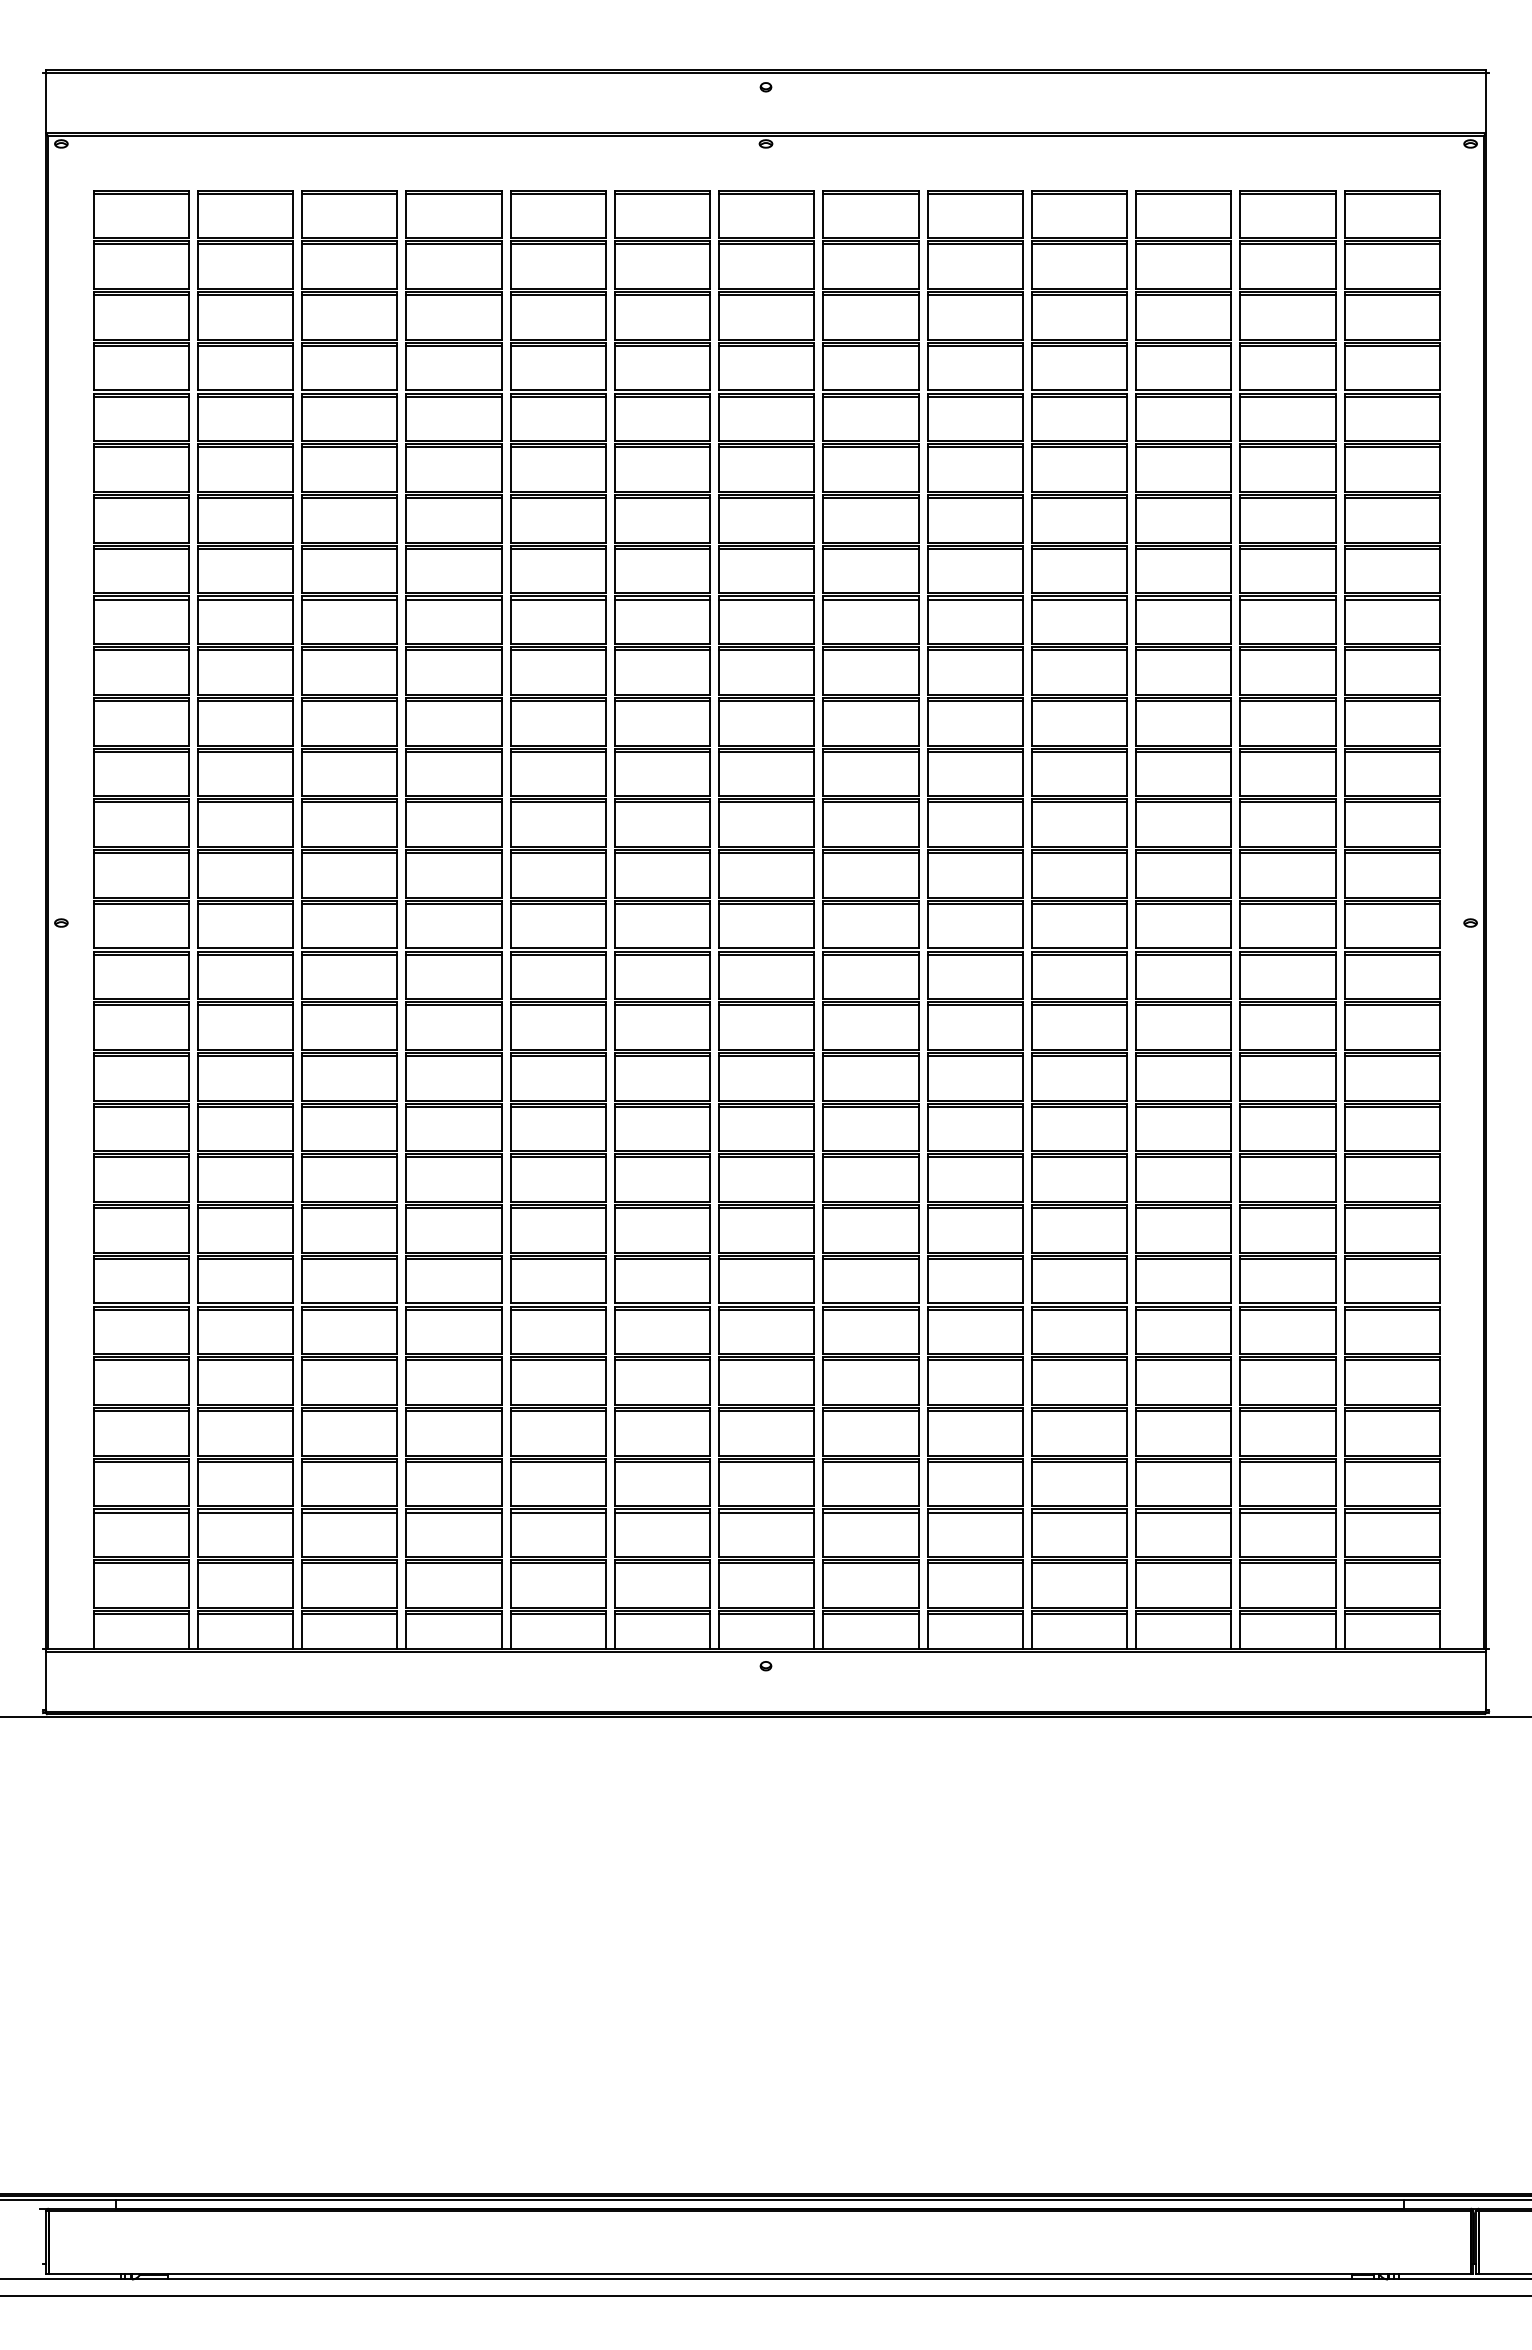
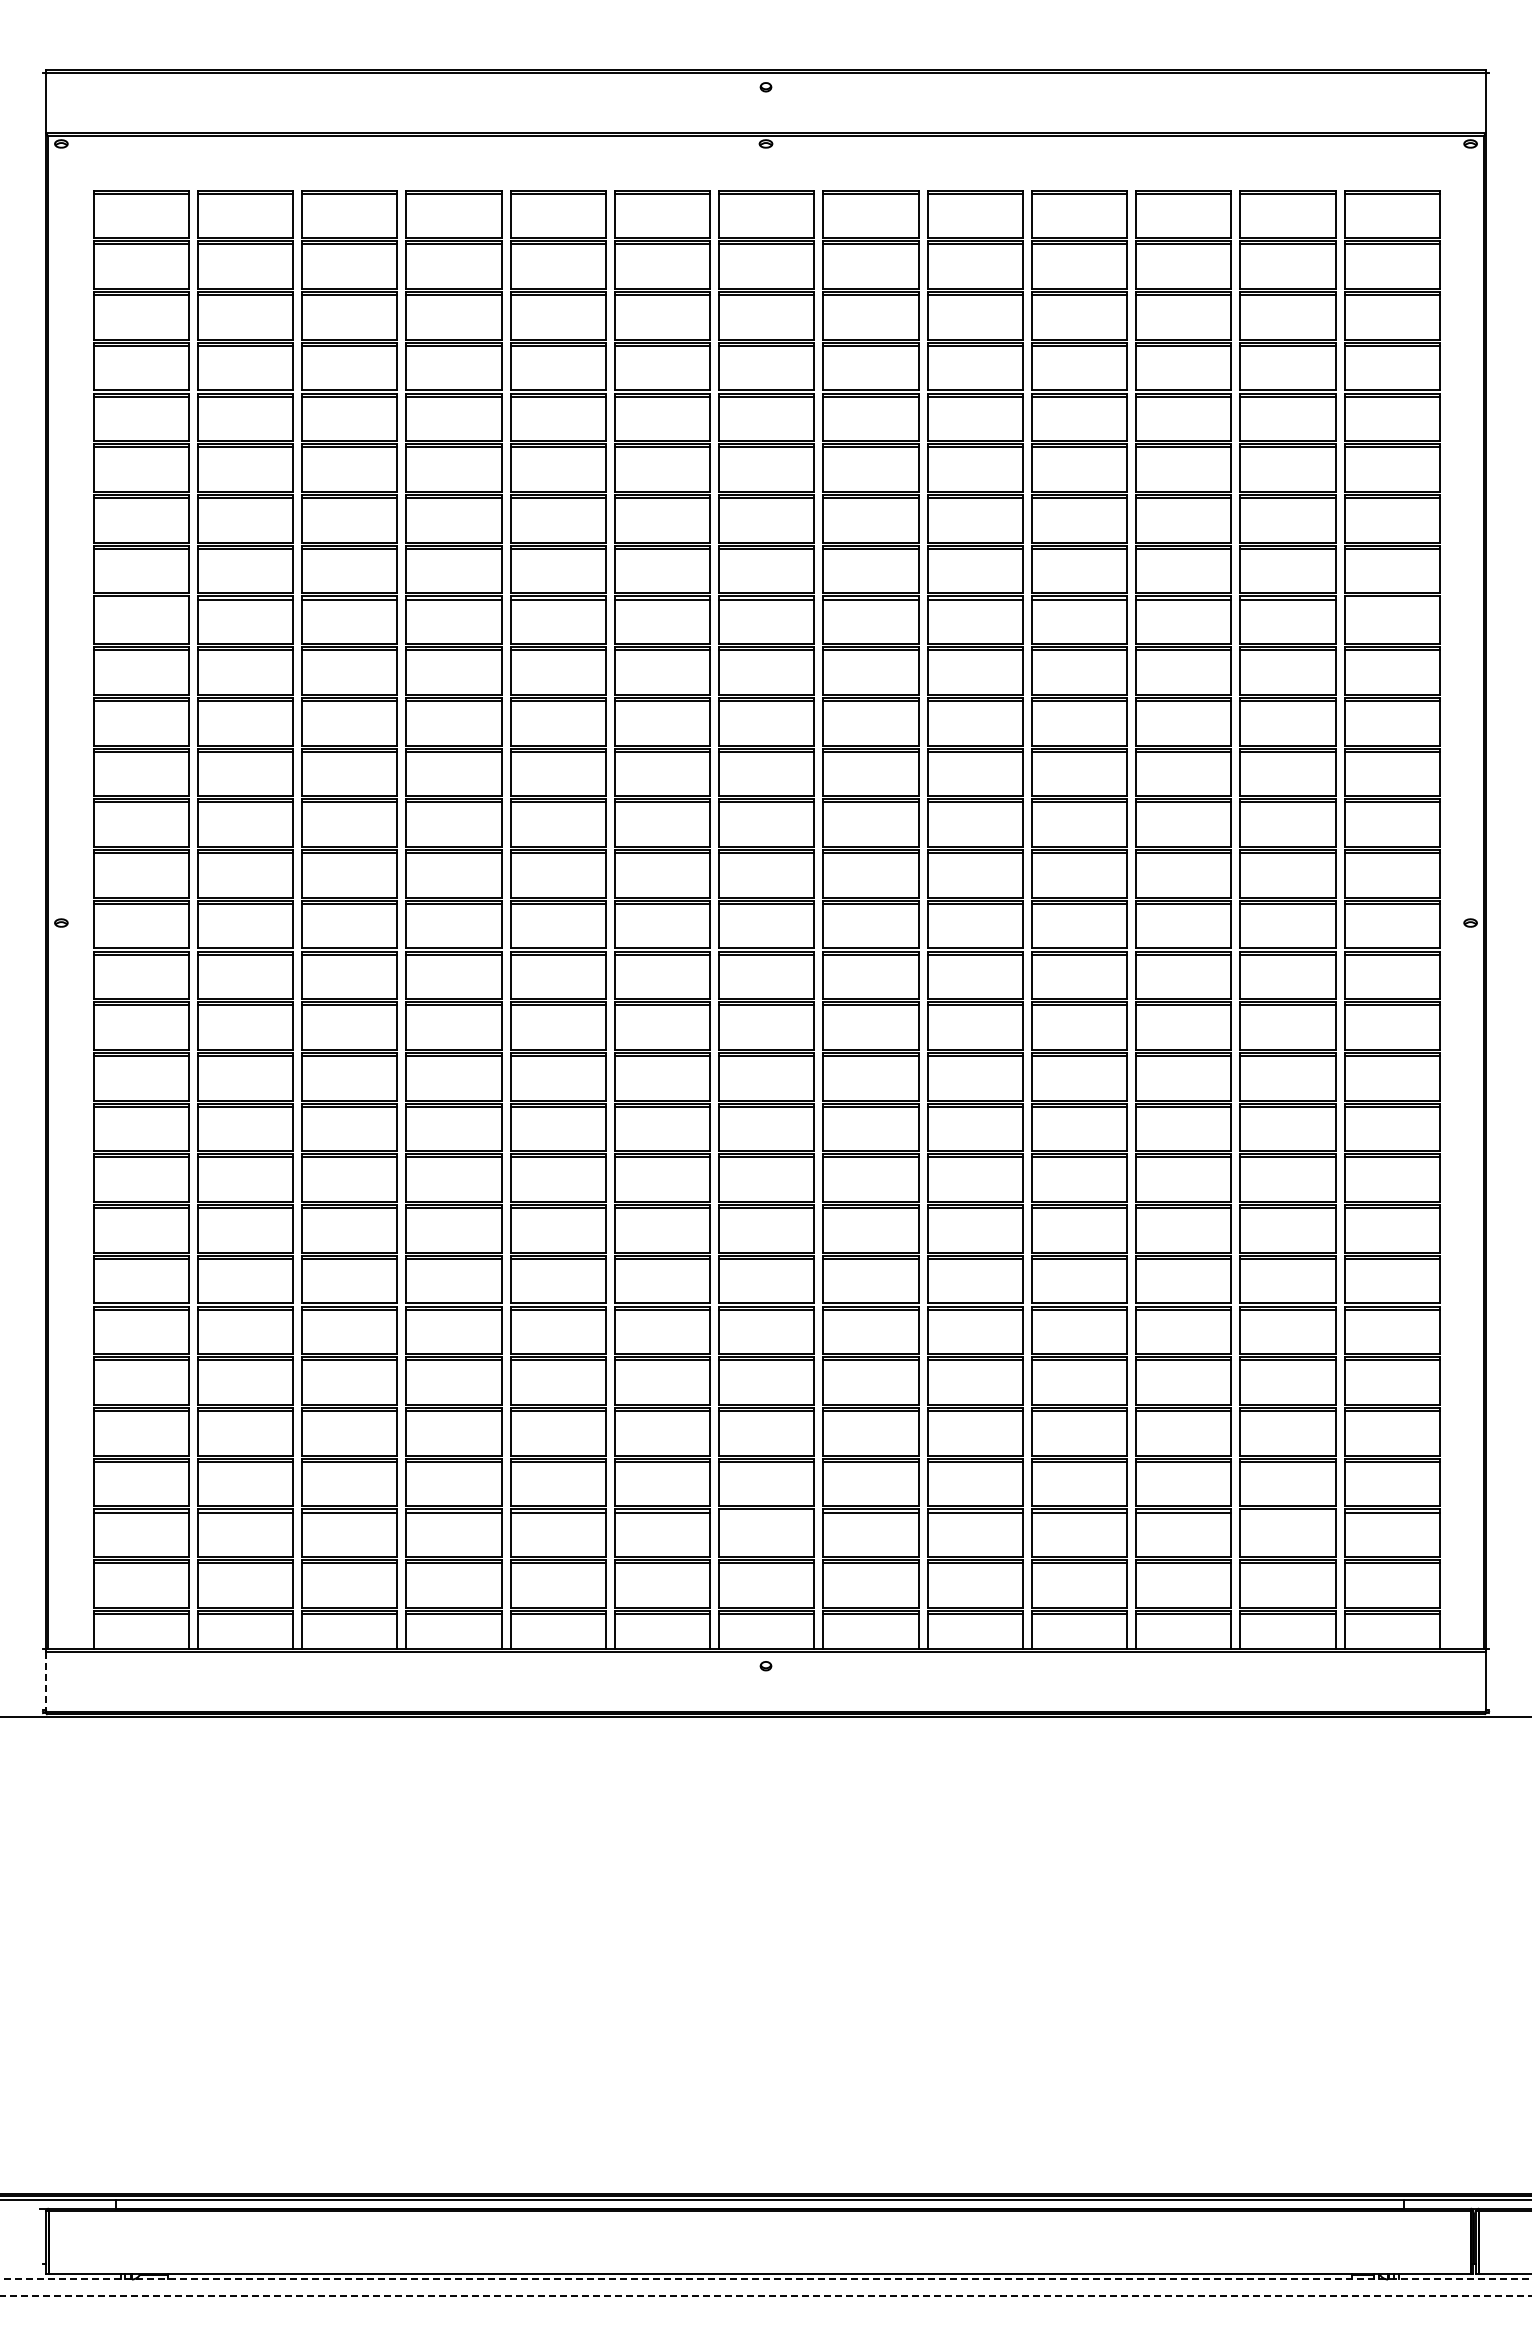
line: present -> none (140, 599)
line: present -> none (1391, 599)
line: present -> none (766, 1512)
line: present -> none (1287, 1512)
line: solid -> dashed (45, 1682)
line: solid -> dashed (766, 2279)
line: solid -> dashed (765, 2295)
